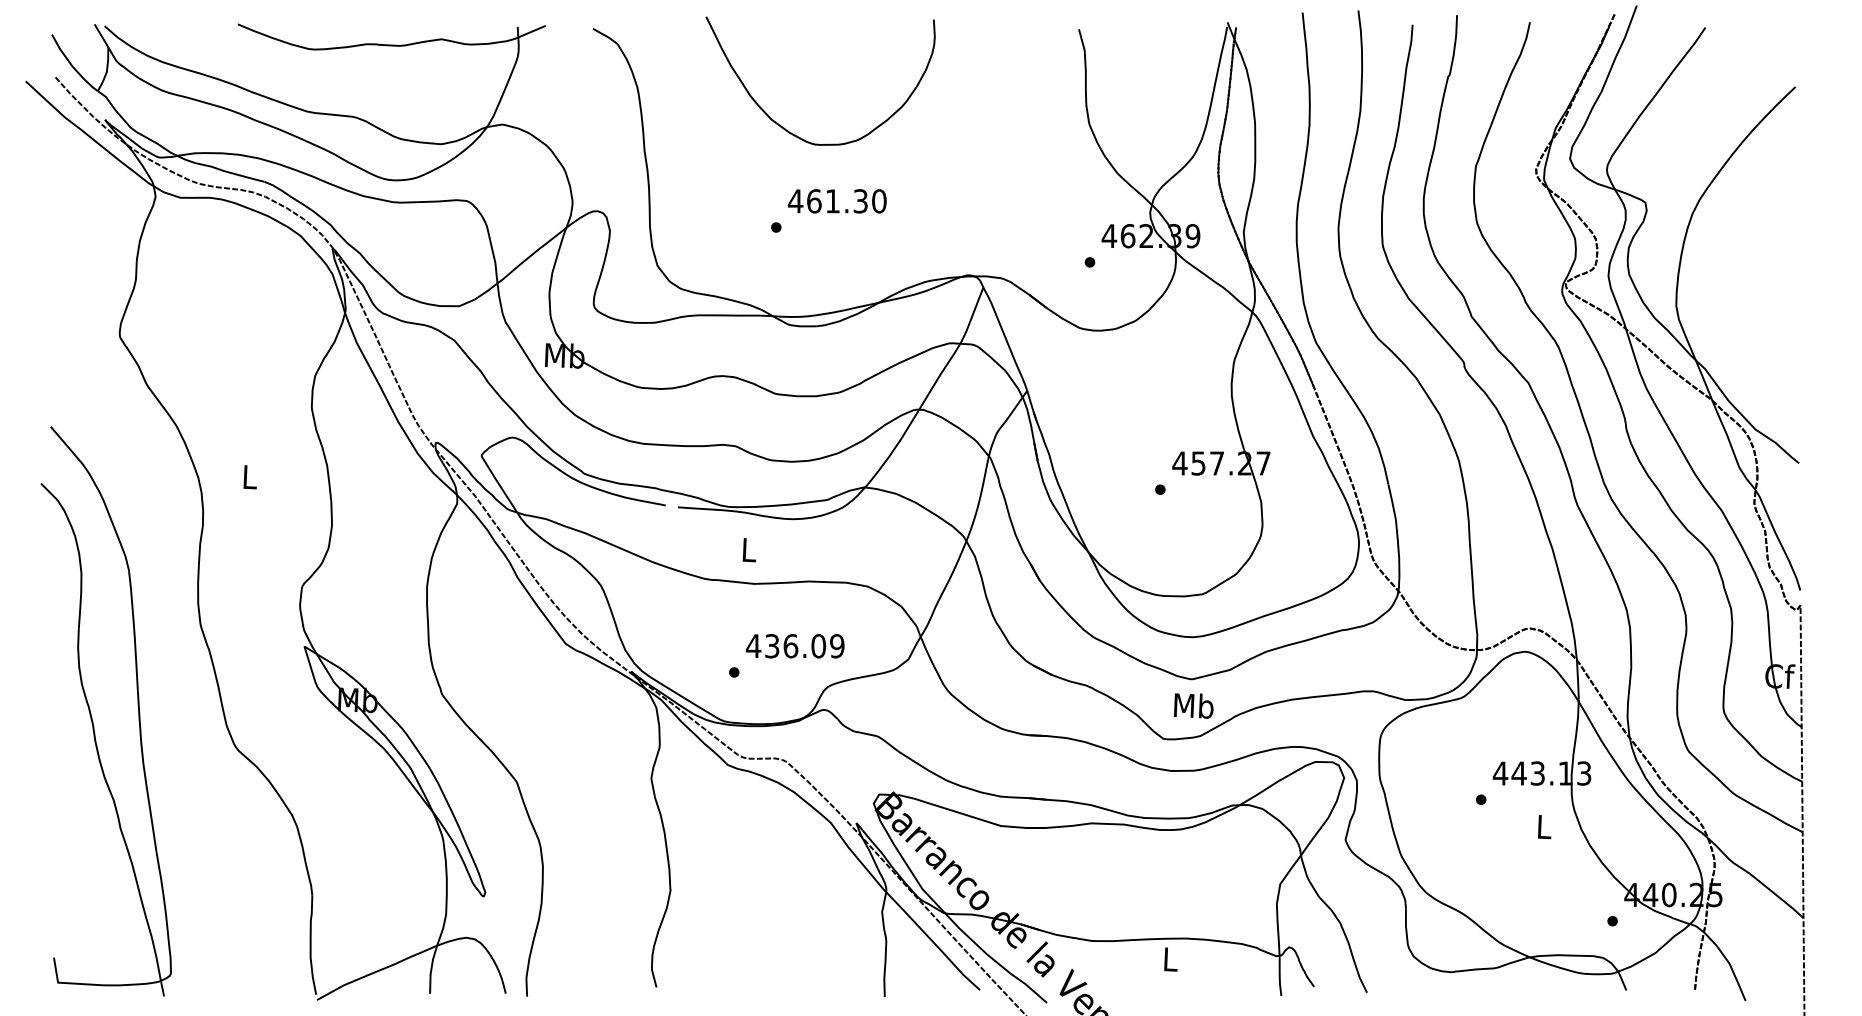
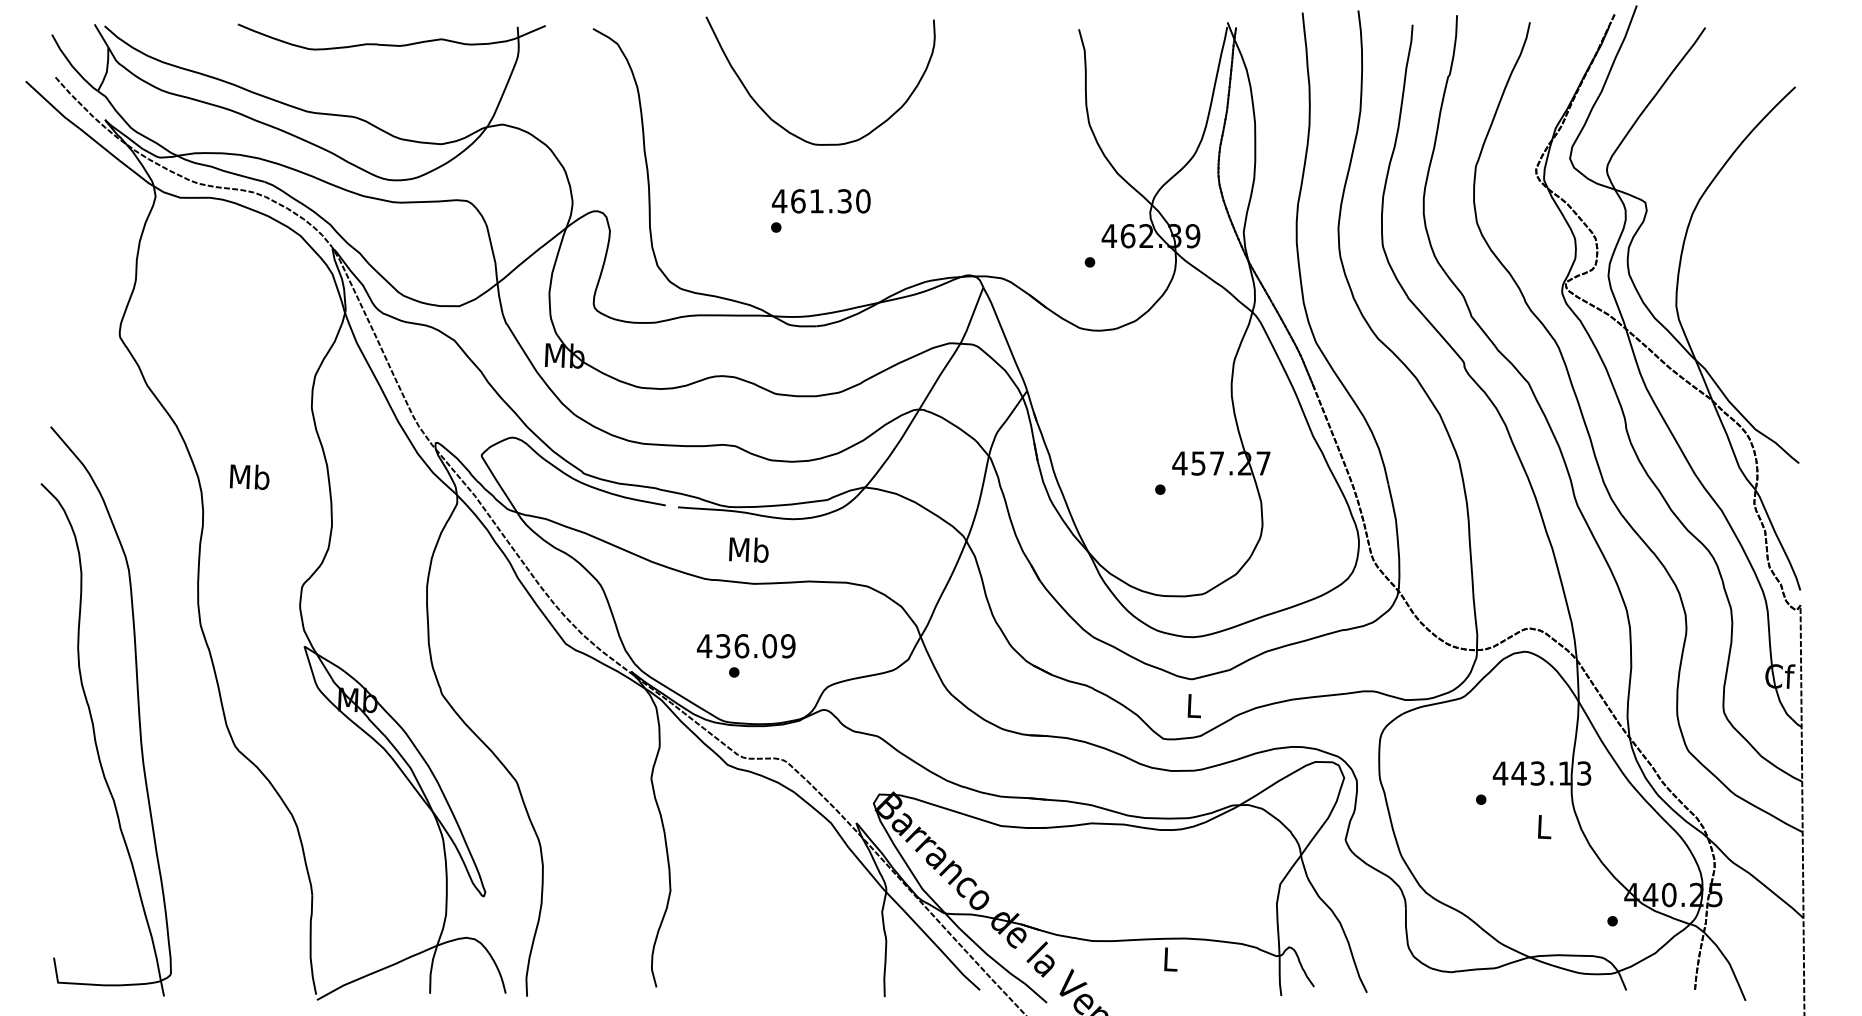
text position: (837, 201) -> (821, 201) (821, 201)
text: L -> Mb (249, 476)
text: L -> Mb (748, 549)
text position: (795, 646) -> (746, 646) (746, 646)
text: Mb -> L (1193, 705)
